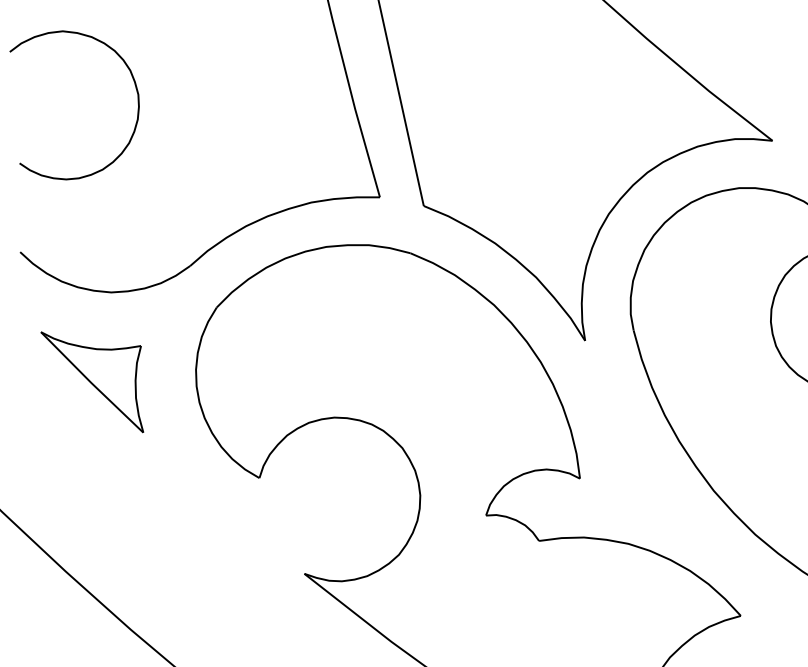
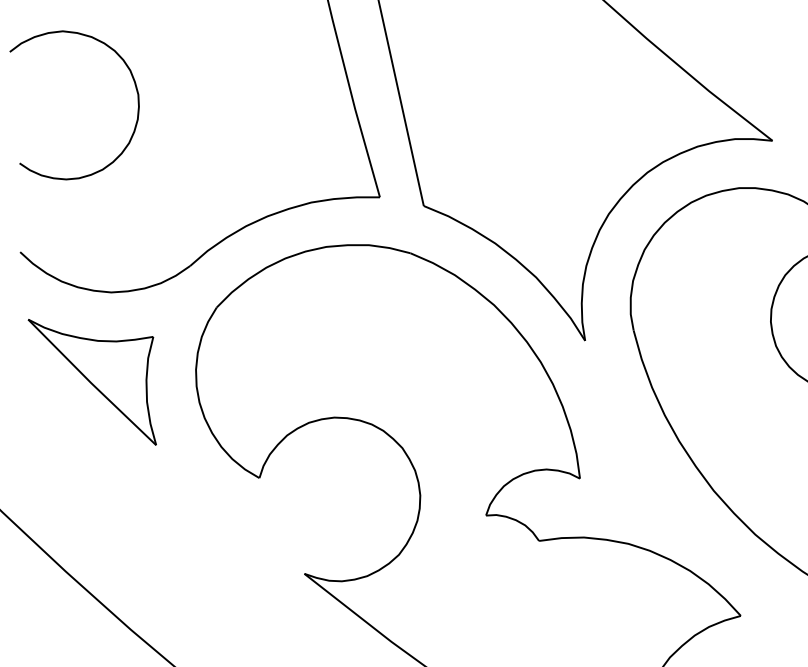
part size: 105x103 px -> 130x127 px (91, 382)
